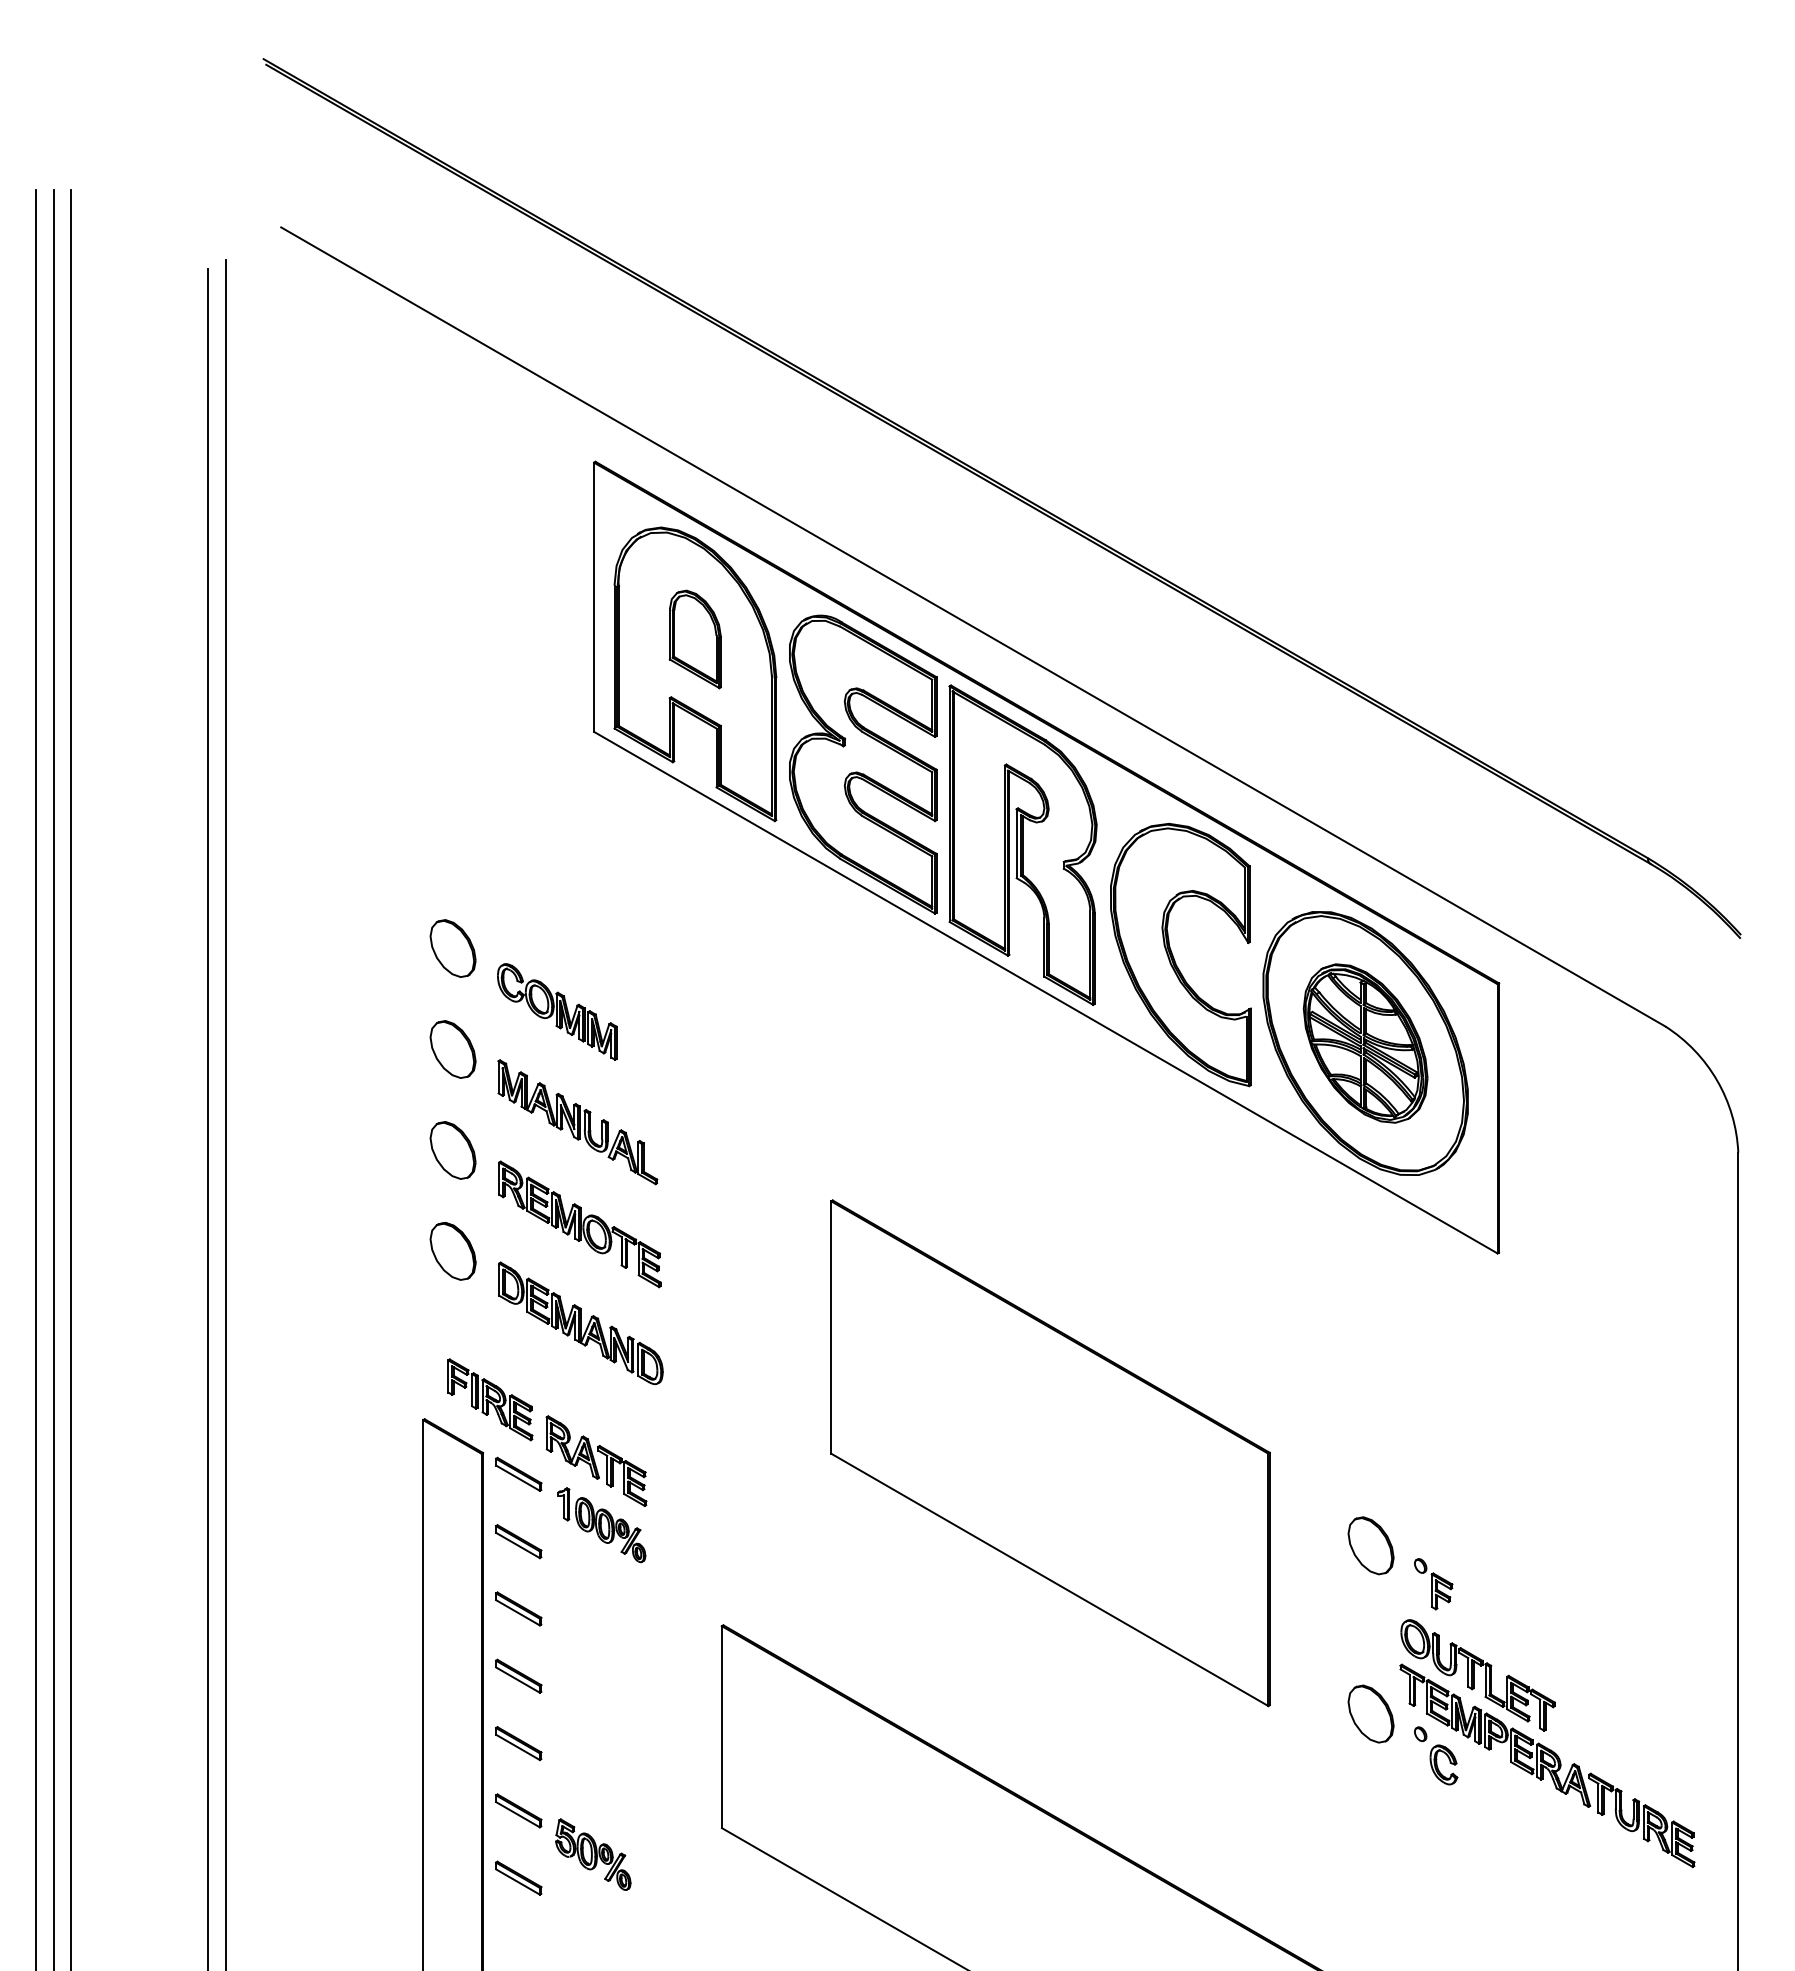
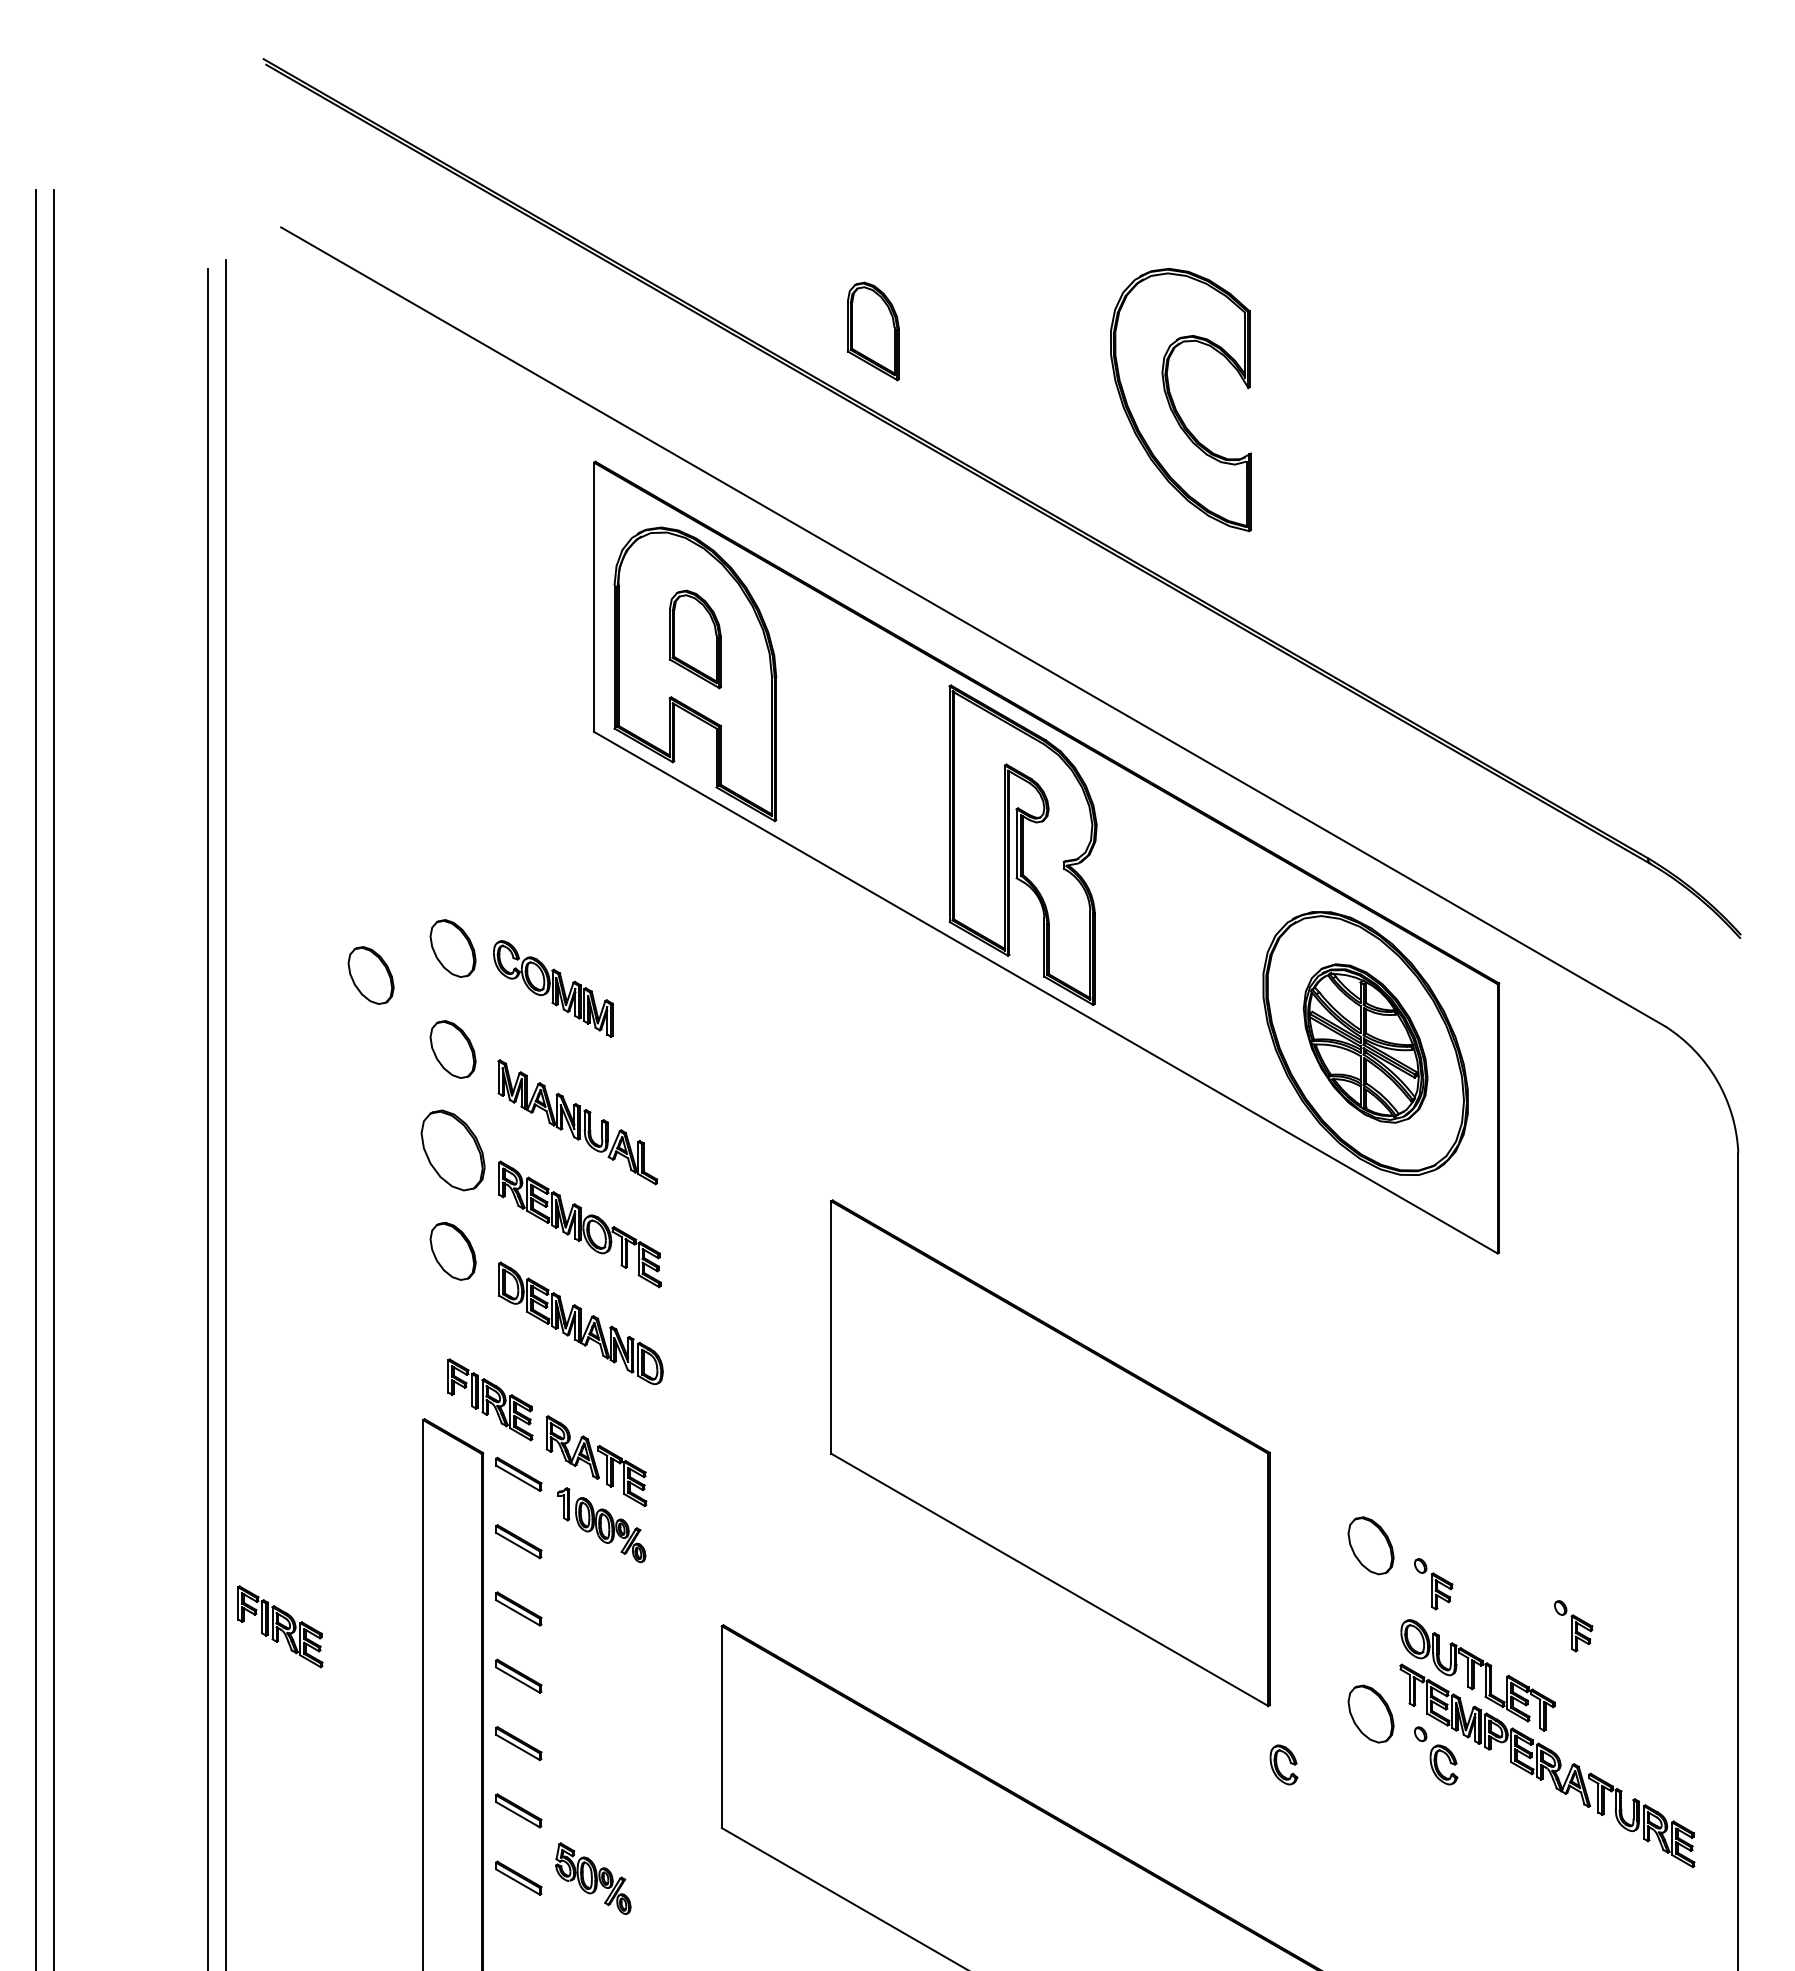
part: none -> present (872, 331)
part: present -> none (863, 764)
part position: (1174, 957) -> (1174, 402) (1174, 402)
part: none -> present (370, 975)
part position: (557, 1011) -> (553, 988) (553, 988)
line: present -> none (71, 1078)
part size: 48x59 px -> 66x83 px (452, 1150)
part: none -> present (280, 1626)
part: none -> present (1573, 1626)
part: none -> present (1283, 1764)
part position: (593, 1854) -> (593, 1878) (593, 1878)
